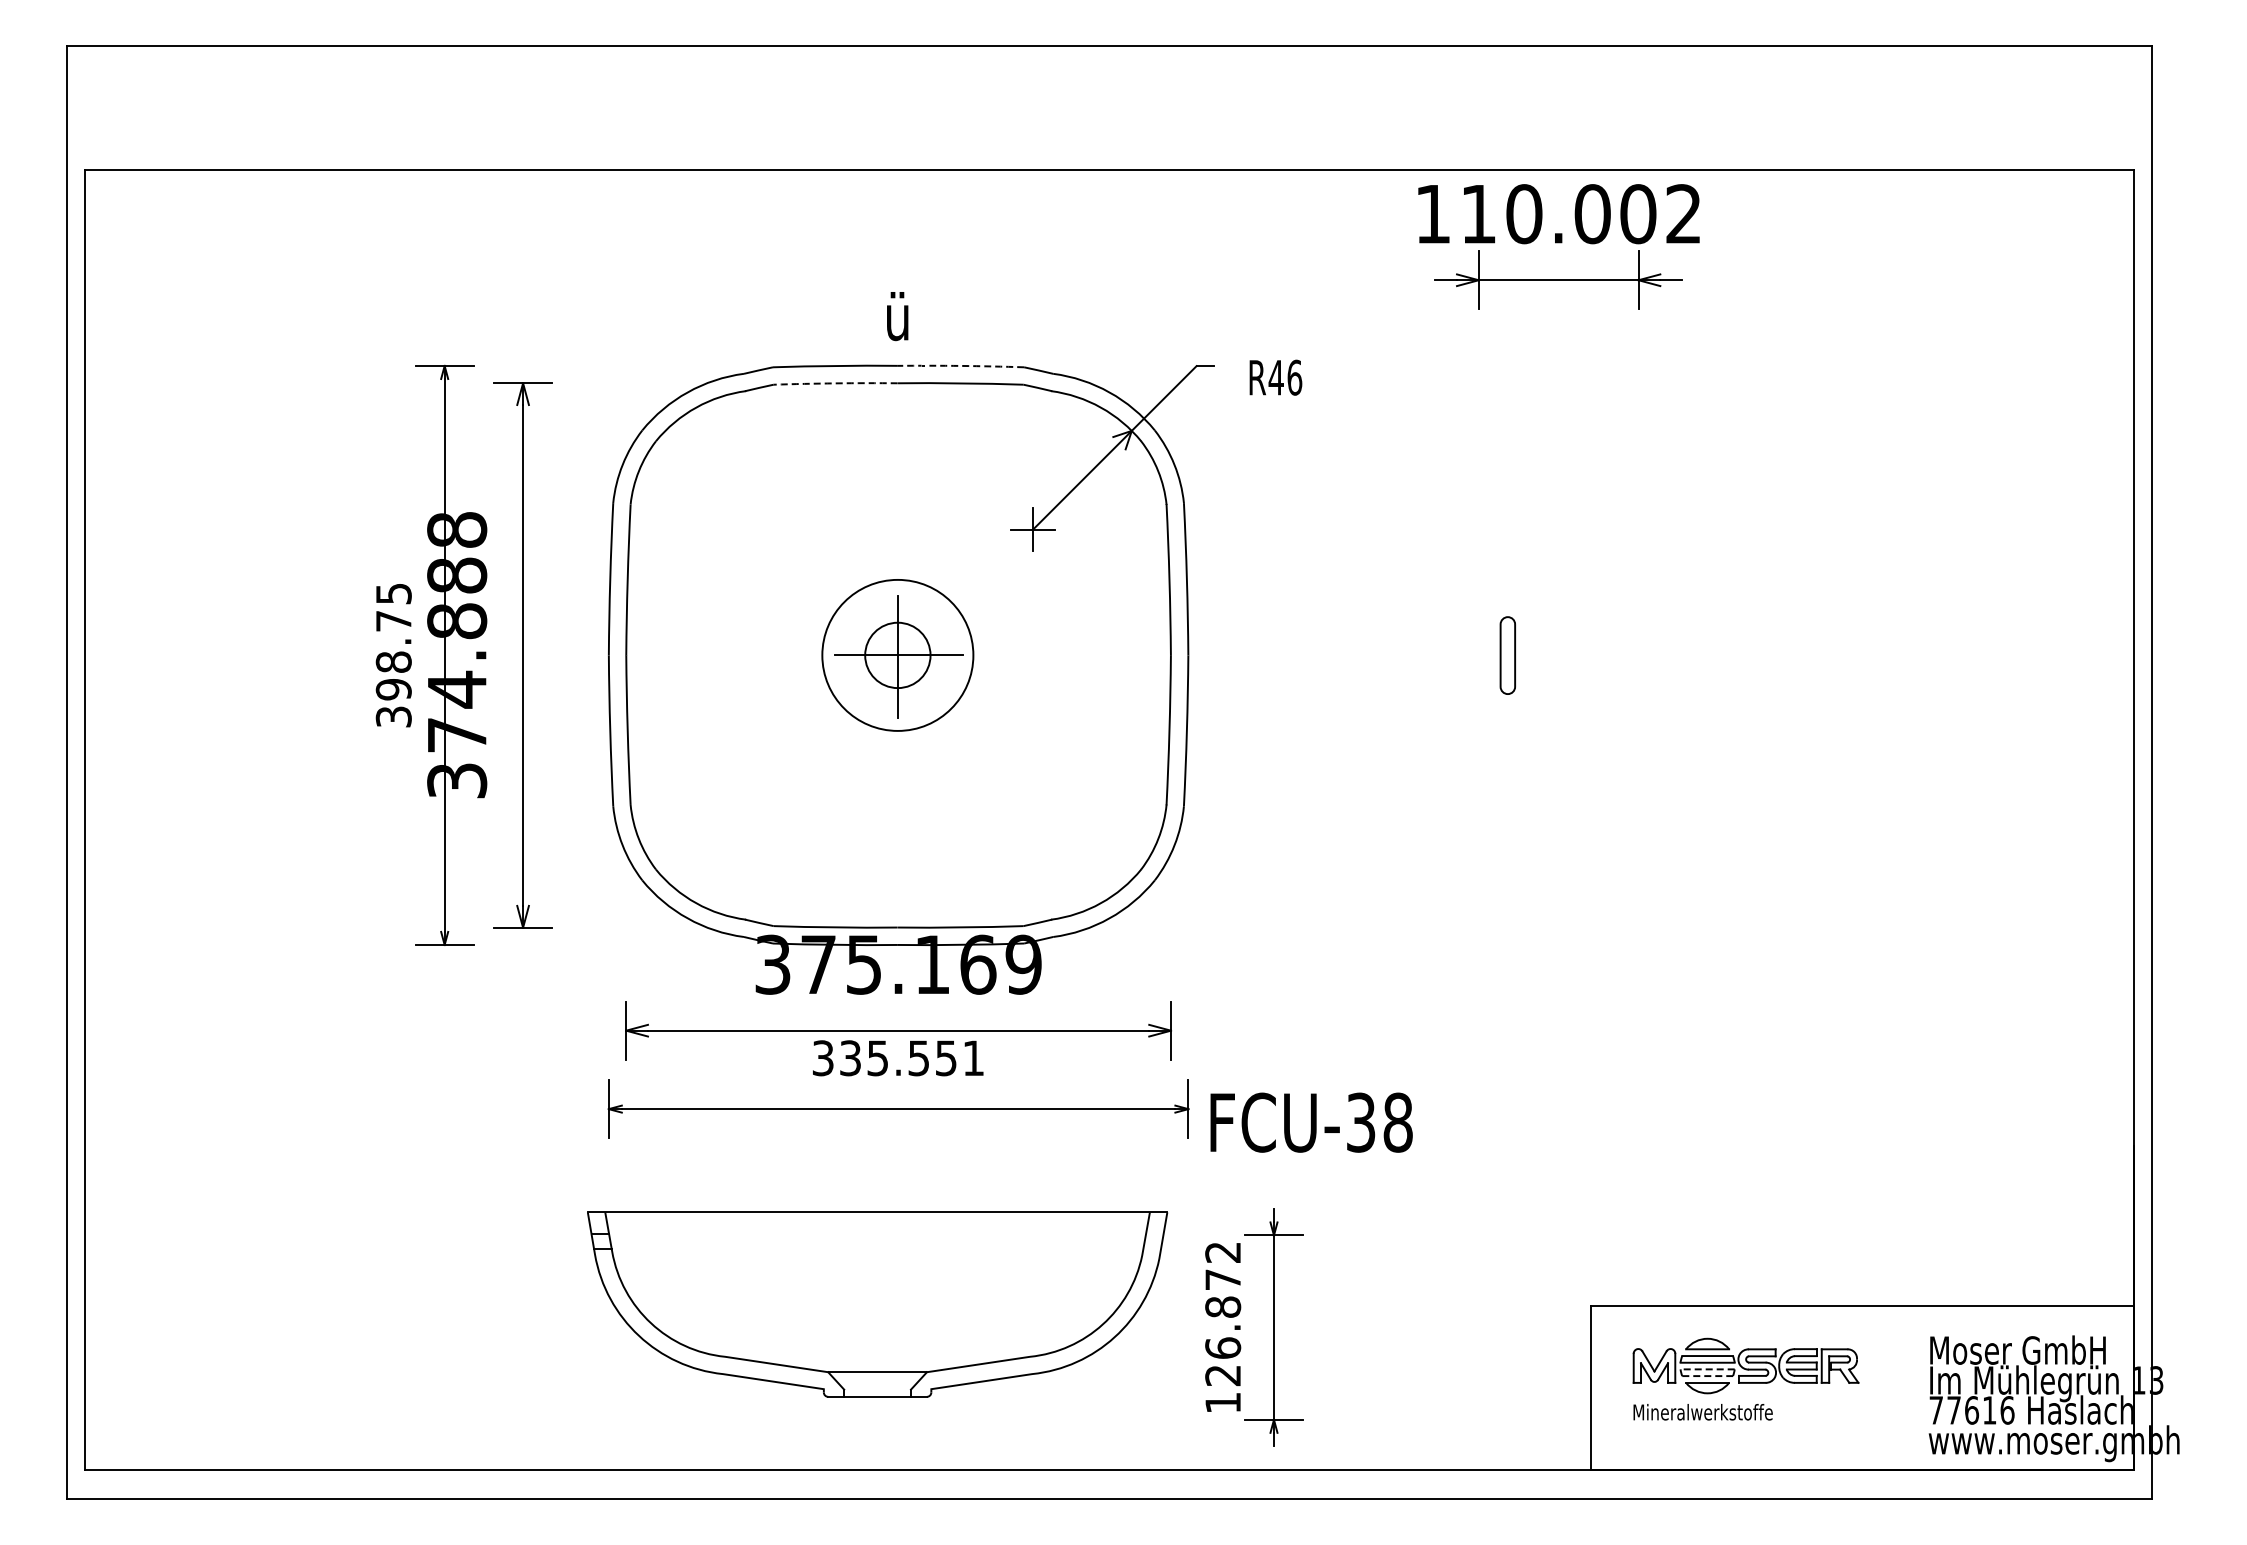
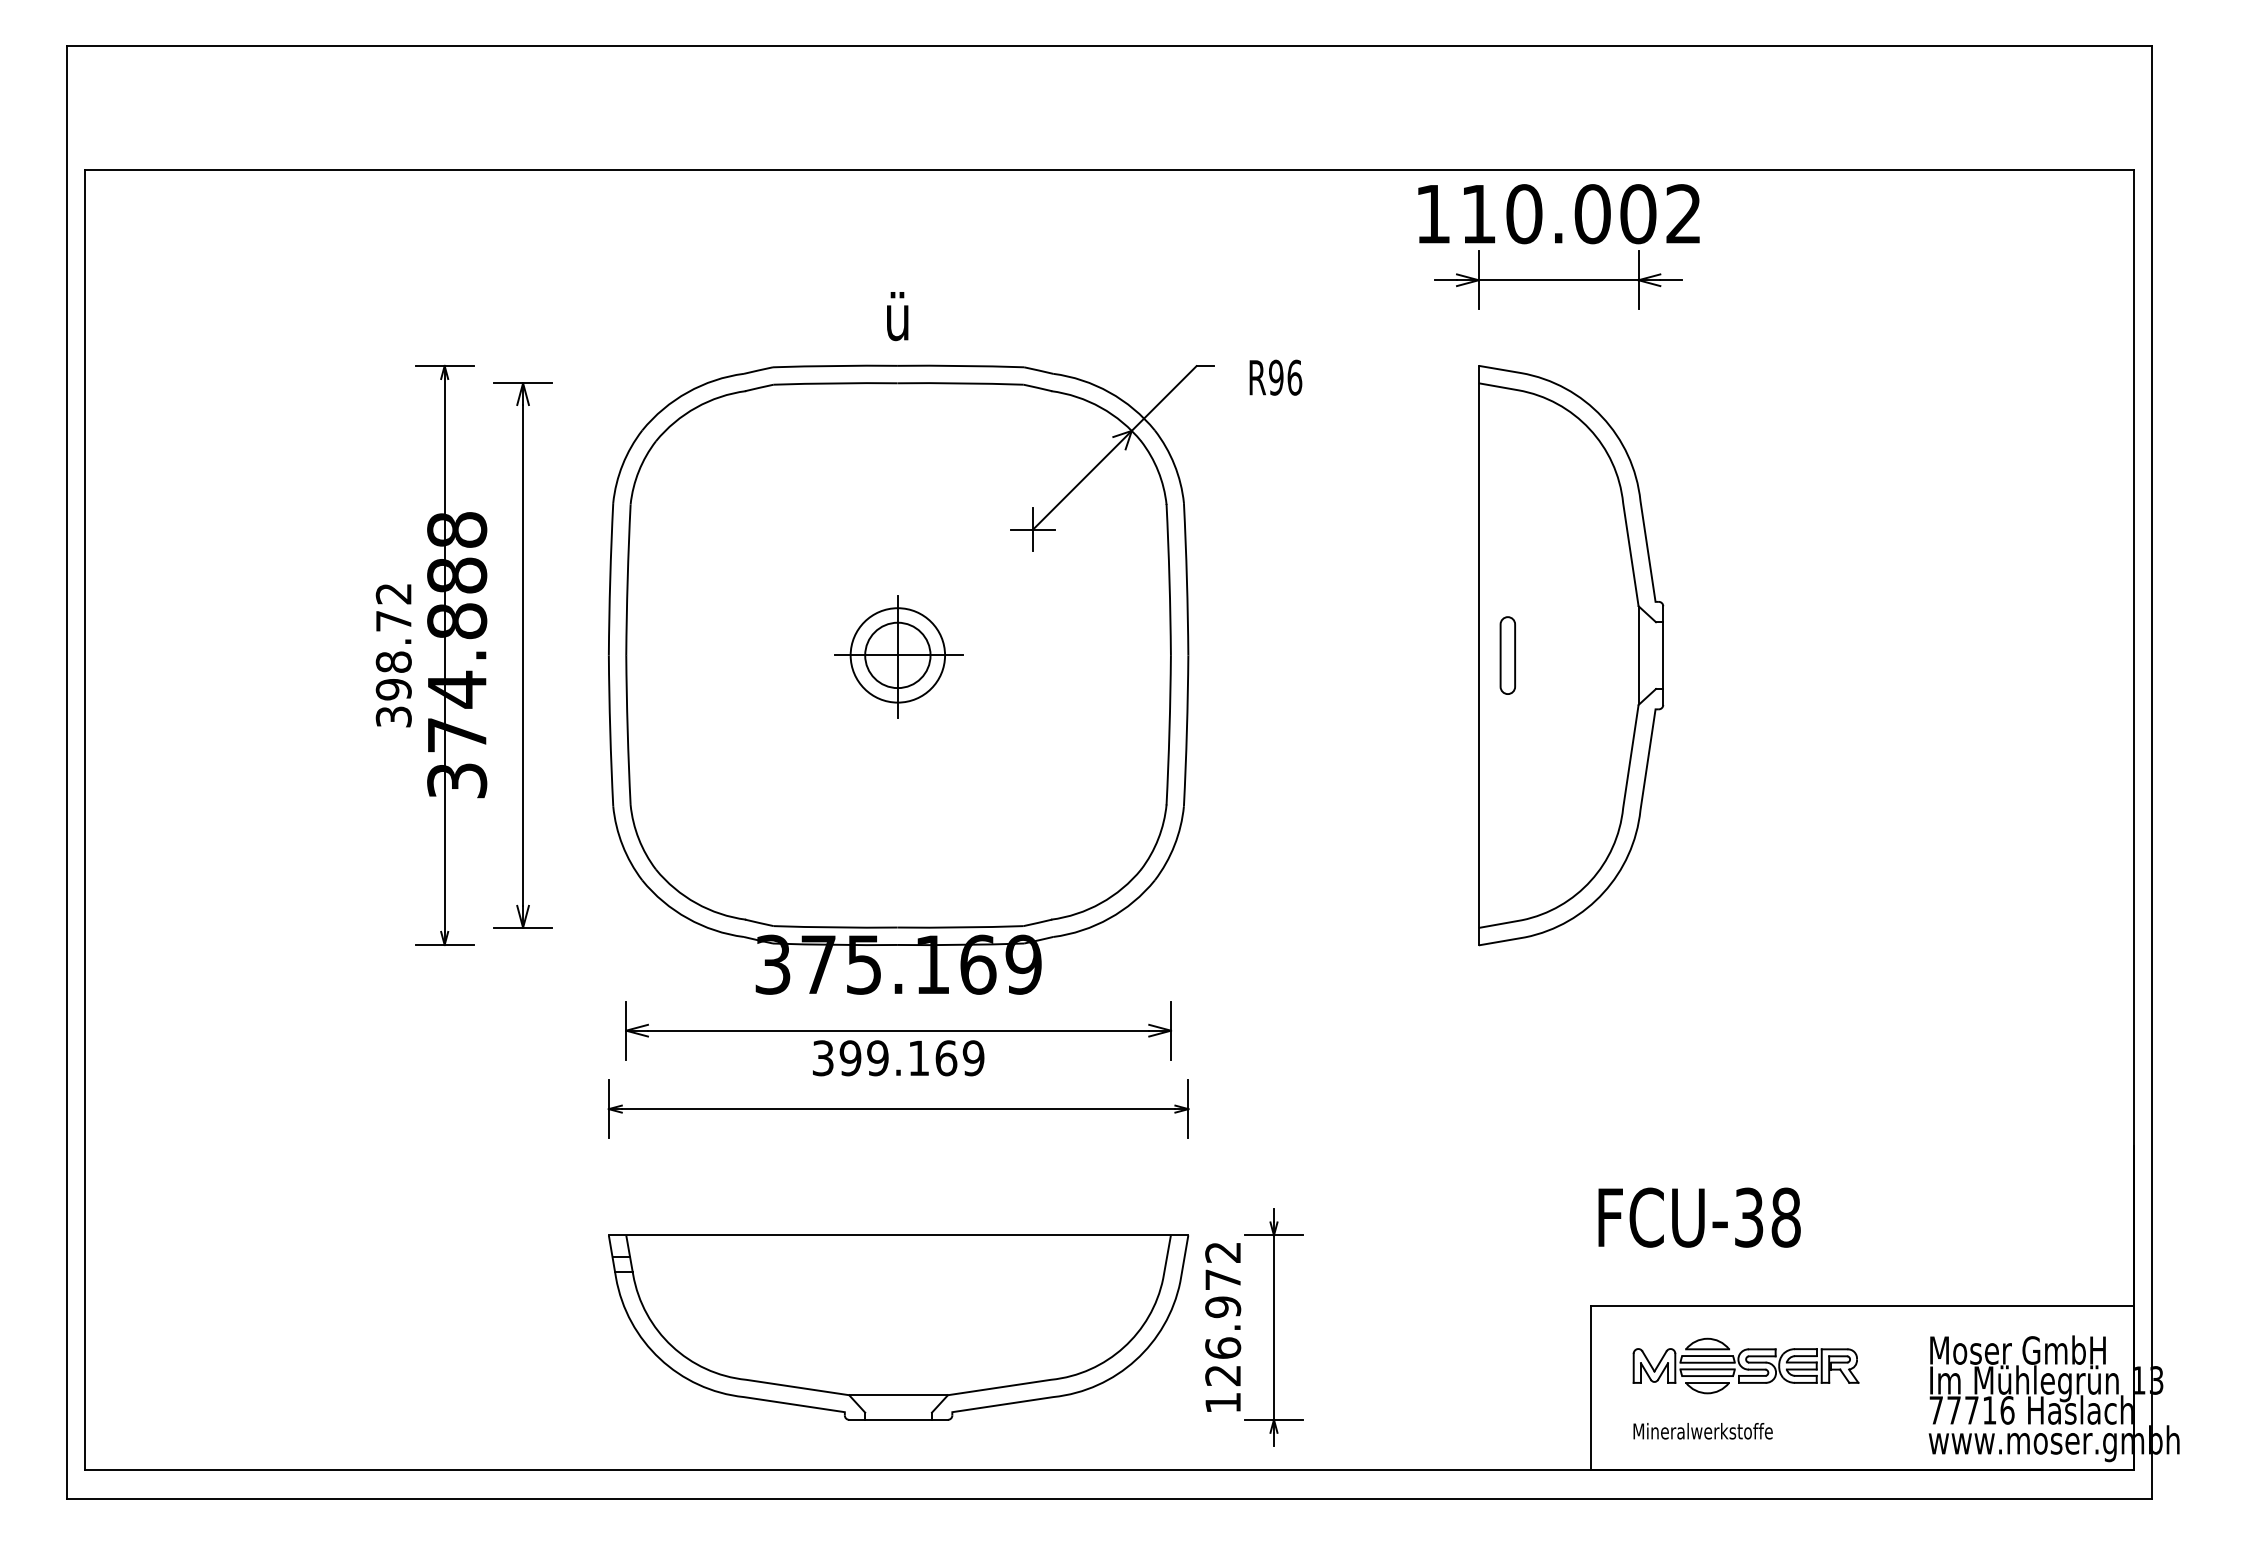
arc: dashed -> solid (961, 365)
text: R46 -> R96 (1275, 377)
arc: dashed -> solid (835, 383)
text: 398.75 -> 398.72 (393, 594)
circle diameter: 151 px -> 94 px (897, 655)
part: none -> present (1571, 655)
text: 335.551 -> 399.169 (911, 1058)
text position: (1311, 1122) -> (1699, 1217) (1699, 1217)
part position: (877, 1304) -> (898, 1327) (898, 1327)
text: 126.872 -> 126.972 (1223, 1307)
line: dashed -> solid (1707, 1369)
line: dashed -> solid (1708, 1376)
text: 77616 -> 77716 (1972, 1410)
text position: (1702, 1412) -> (1702, 1431) (1702, 1431)
